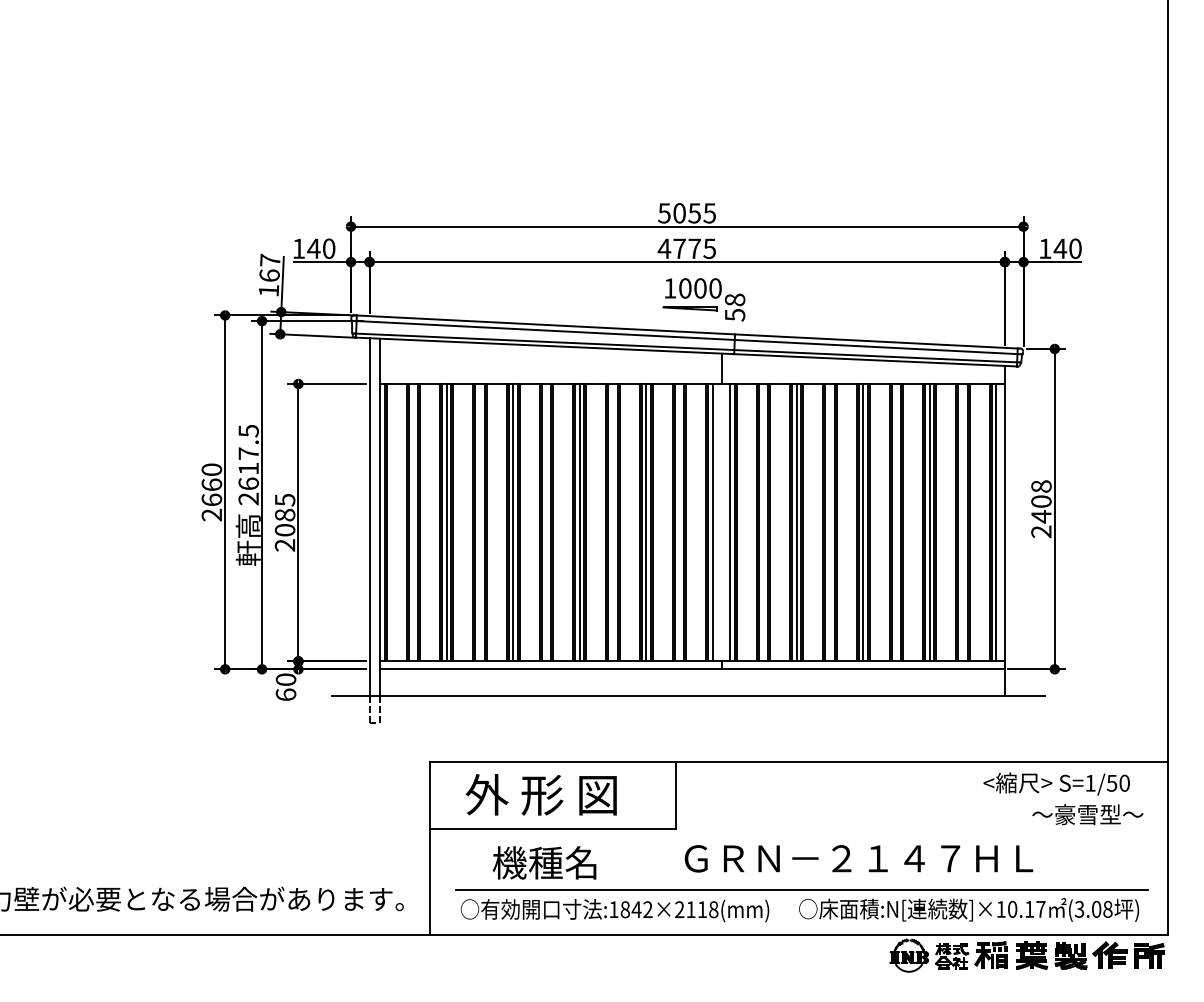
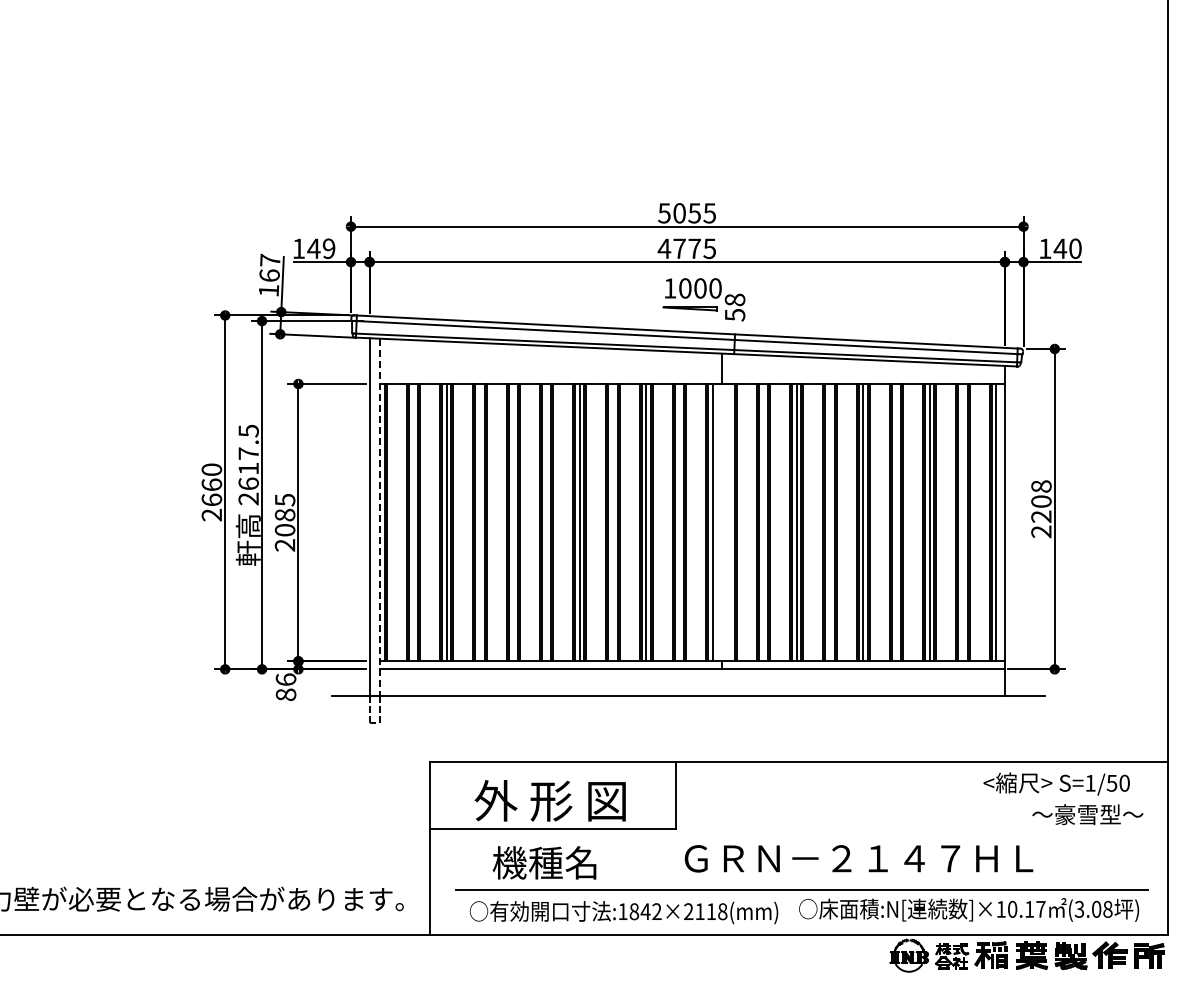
text: 140 -> 149 (328, 248)
text: 2408 -> 2208 (1041, 516)
line: solid -> dashed (380, 517)
line: present -> none (513, 522)
line: present -> none (730, 522)
text: 60 -> 86 (285, 687)
text position: (540, 794) -> (549, 800) (549, 800)
text position: (614, 910) -> (623, 912) (623, 912)
